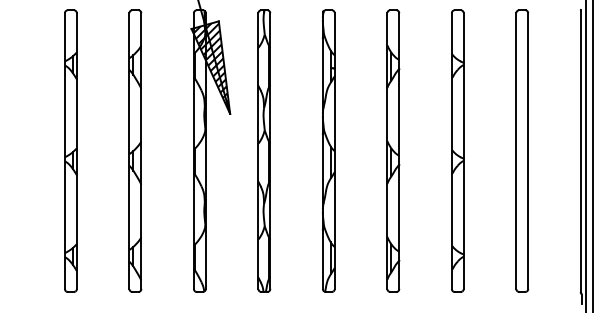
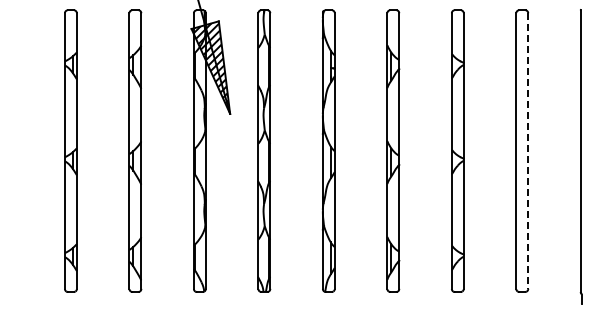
line: solid -> dashed (528, 151)
line: present -> none (585, 155)
line: present -> none (593, 155)
